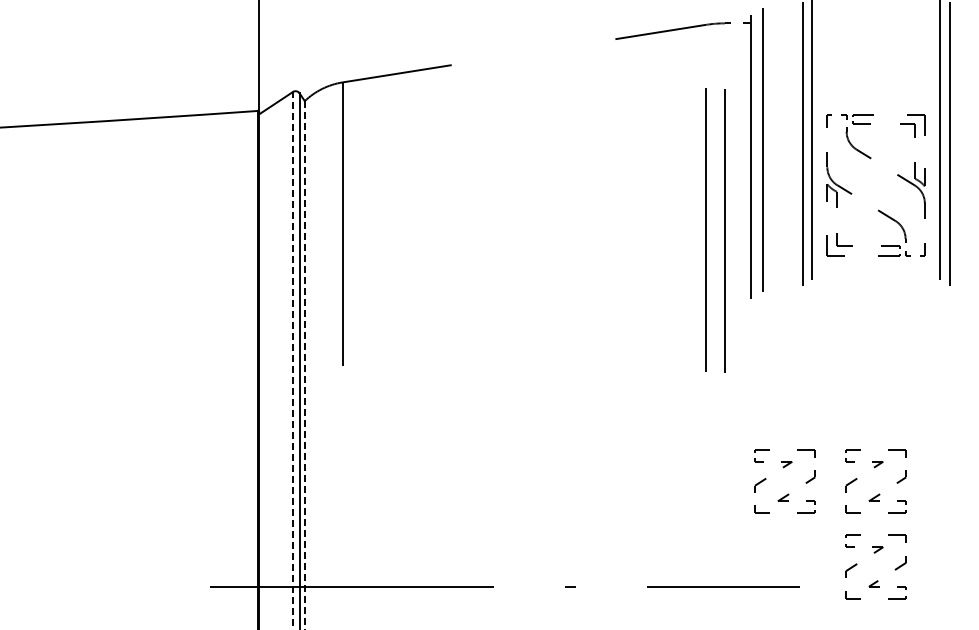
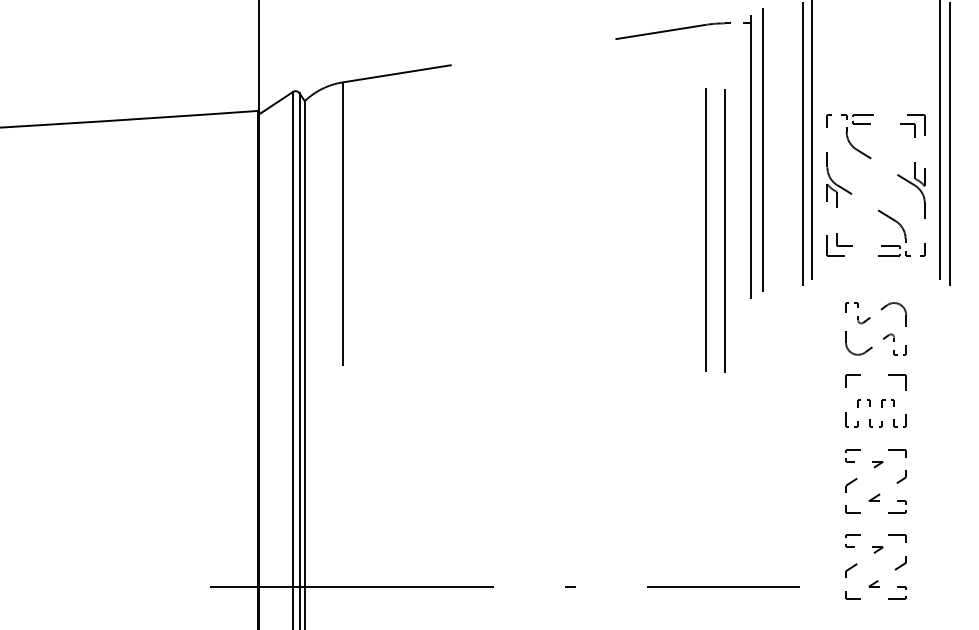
part: none -> present (868, 320)
line: dashed -> solid (293, 360)
line: dashed -> solid (304, 365)
part: none -> present (875, 400)
part: present -> none (788, 493)
